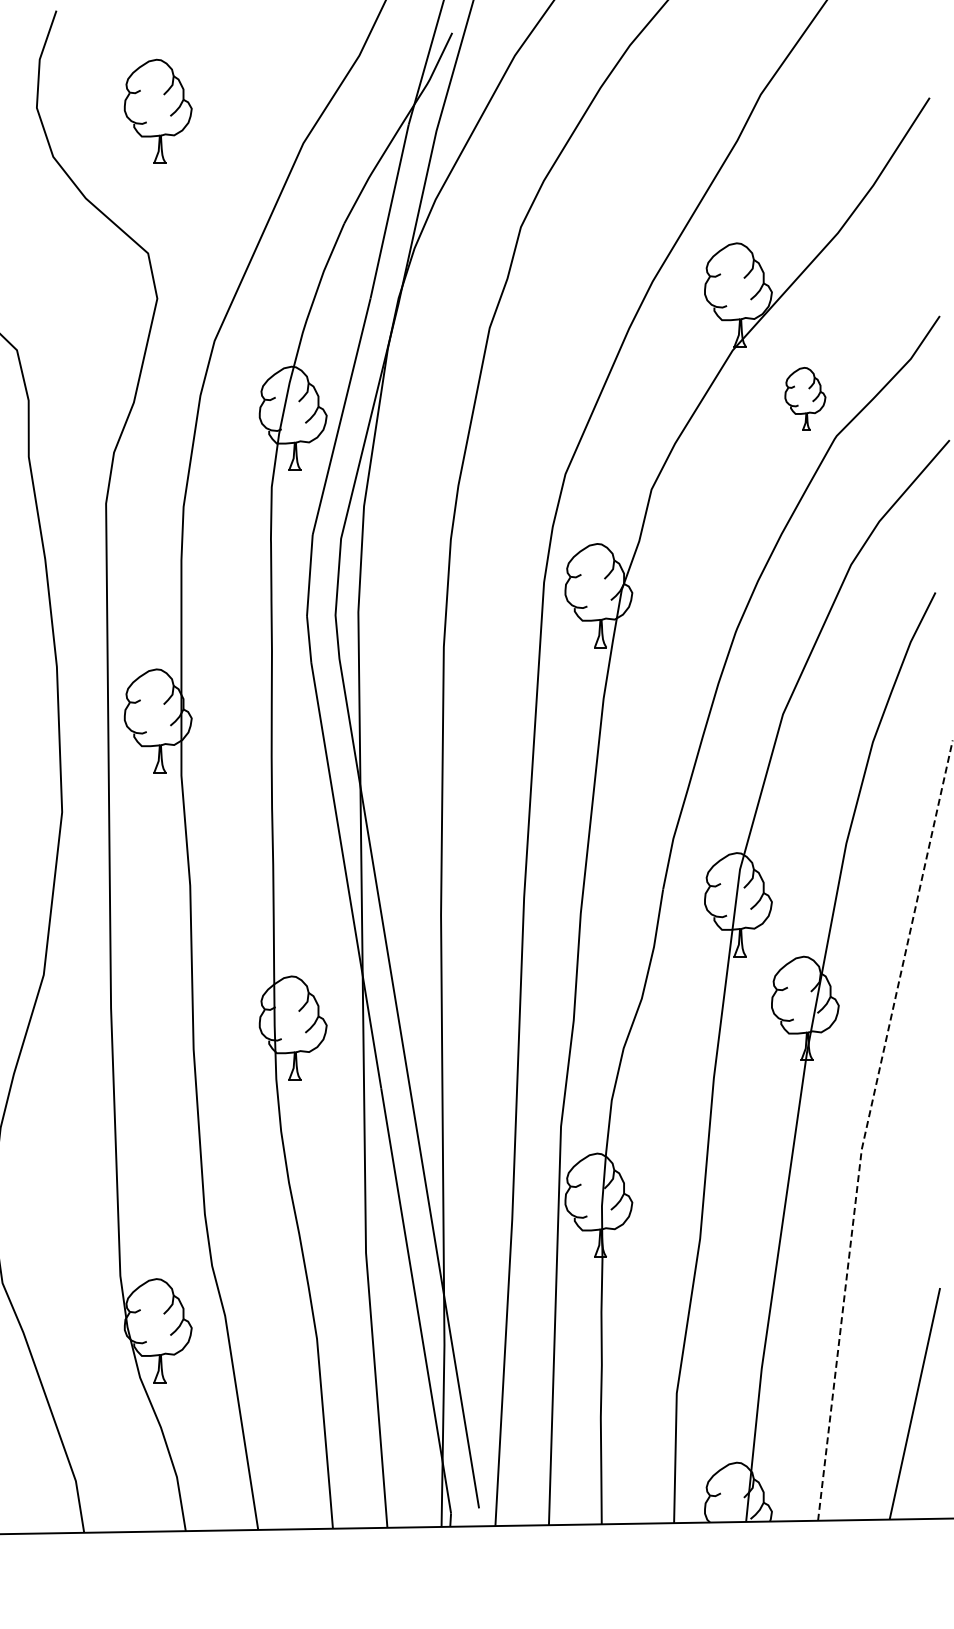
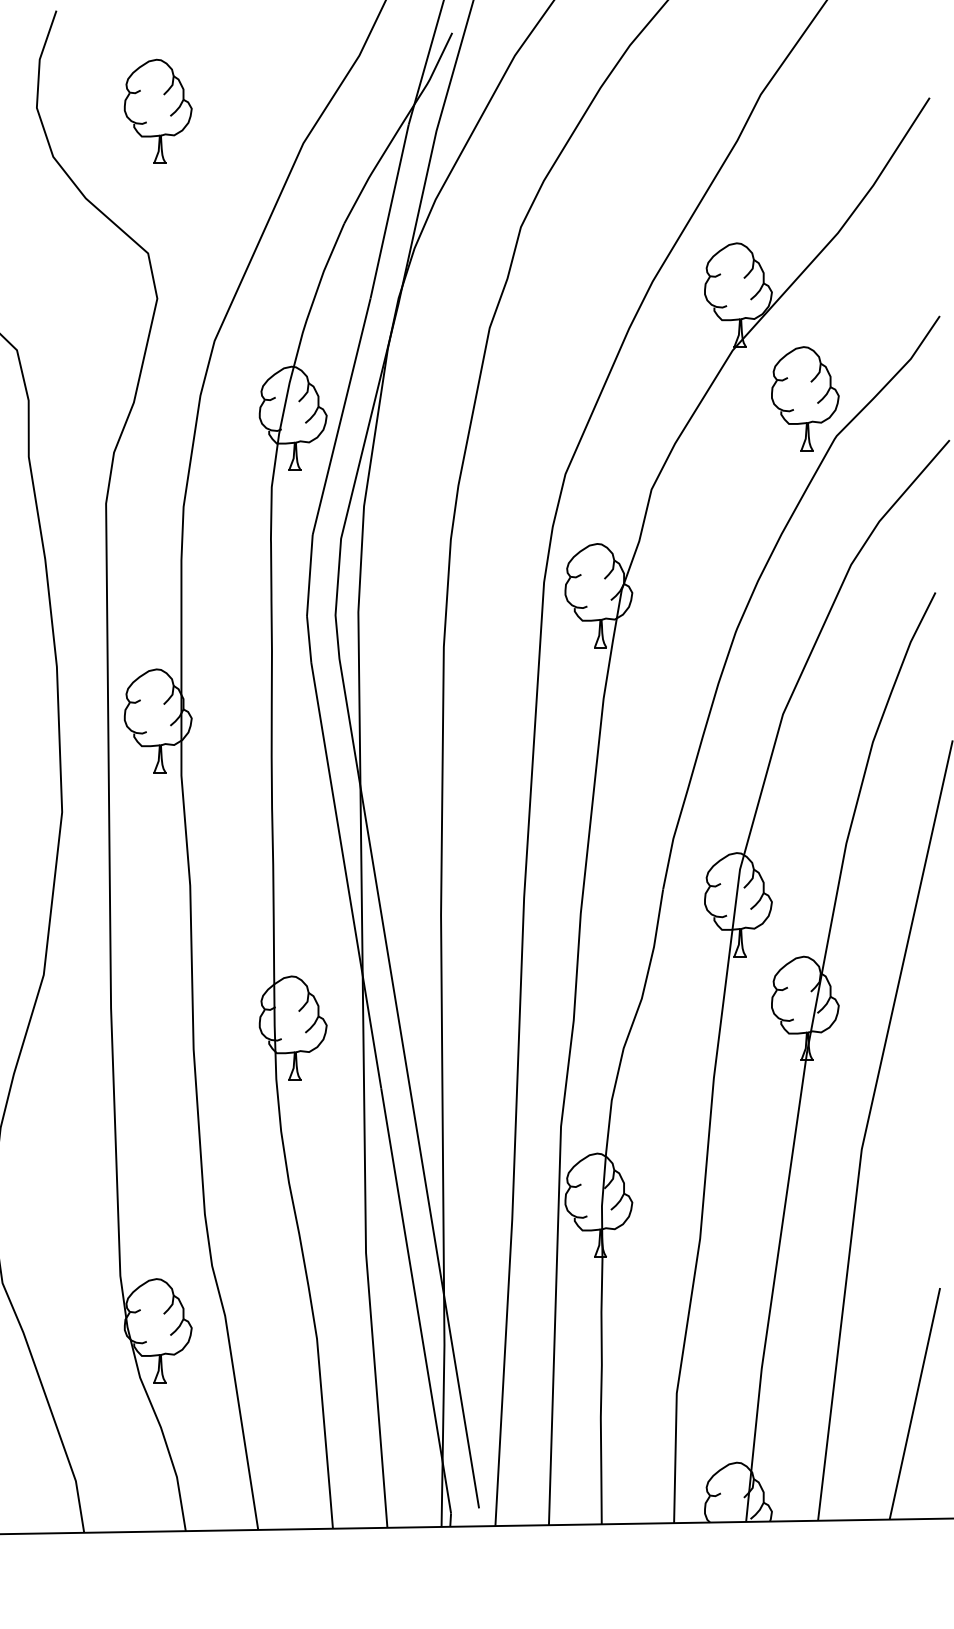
part size: 43x64 px -> 69x106 px (805, 398)
line: dashed -> solid (866, 1127)
